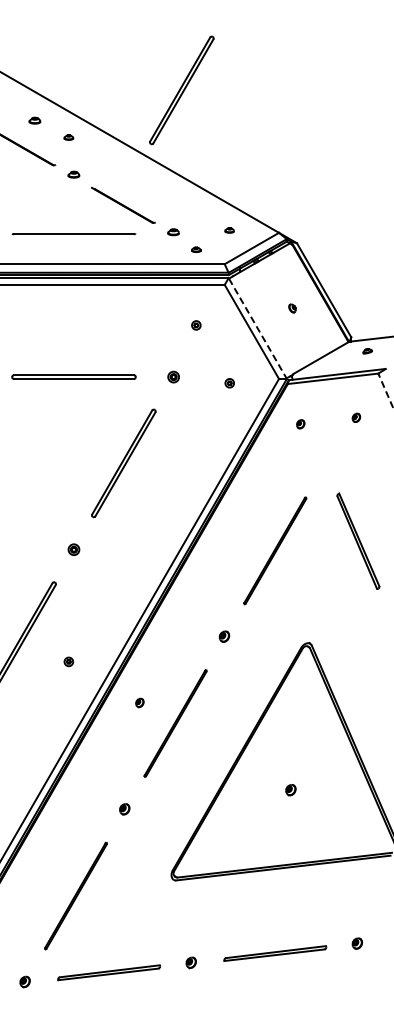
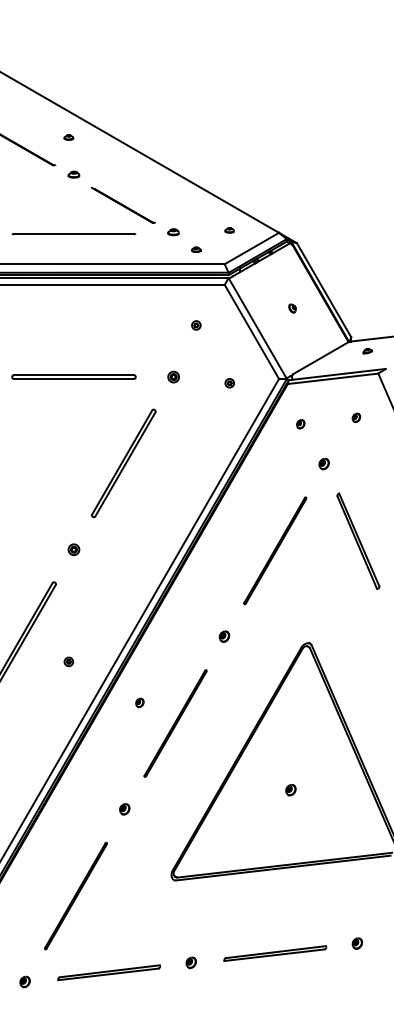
part: present -> none (181, 90)
part: present -> none (34, 120)
line: dashed -> solid (257, 328)
line: dashed -> solid (385, 391)
part: none -> present (323, 463)
